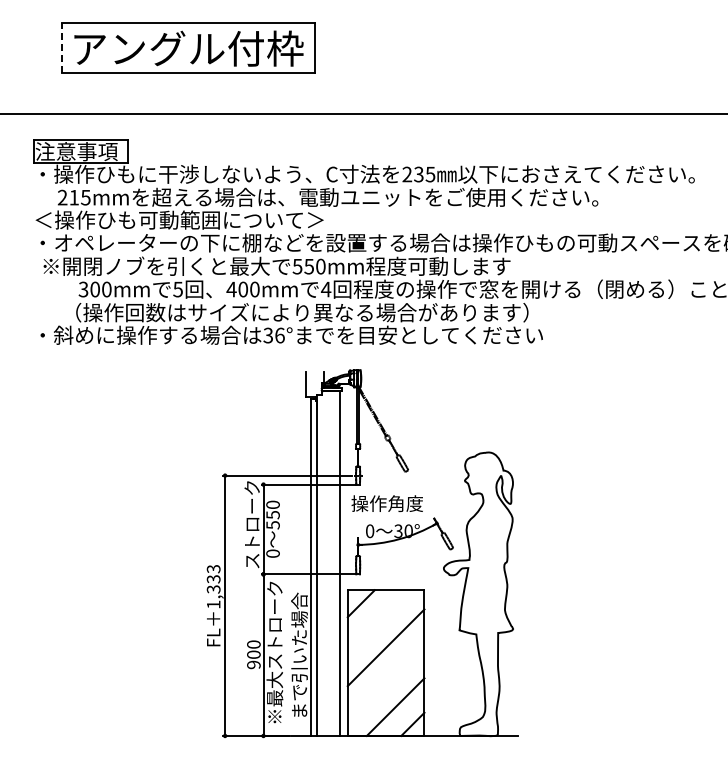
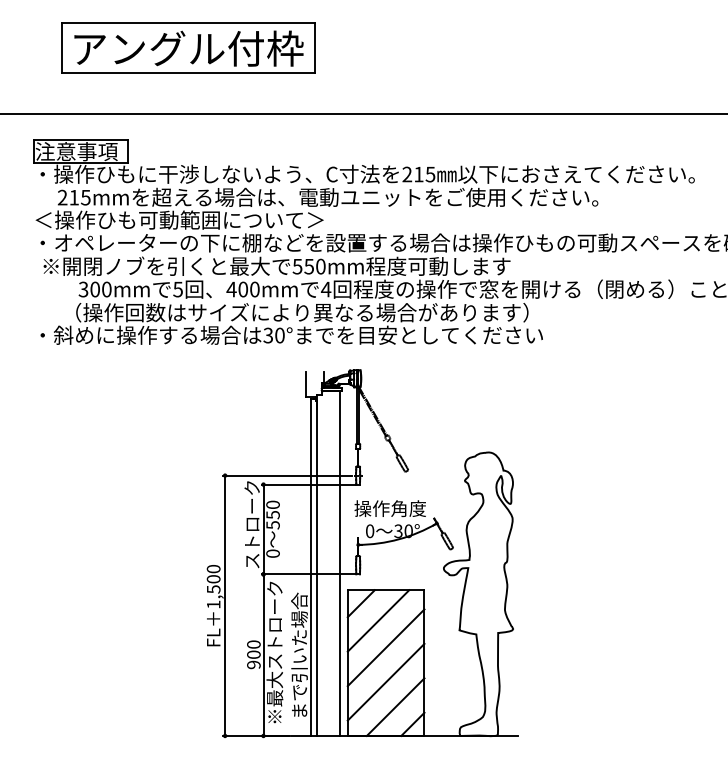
line: dashed -> solid (61, 47)
text: 235 -> 215 (418, 174)
text: 36° -> 30° (279, 335)
text position: (386, 503) -> (389, 508) (389, 508)
text: 1,333 -> 1,500 (213, 579)
line: none -> present (378, 620)
line: none -> present (385, 681)
